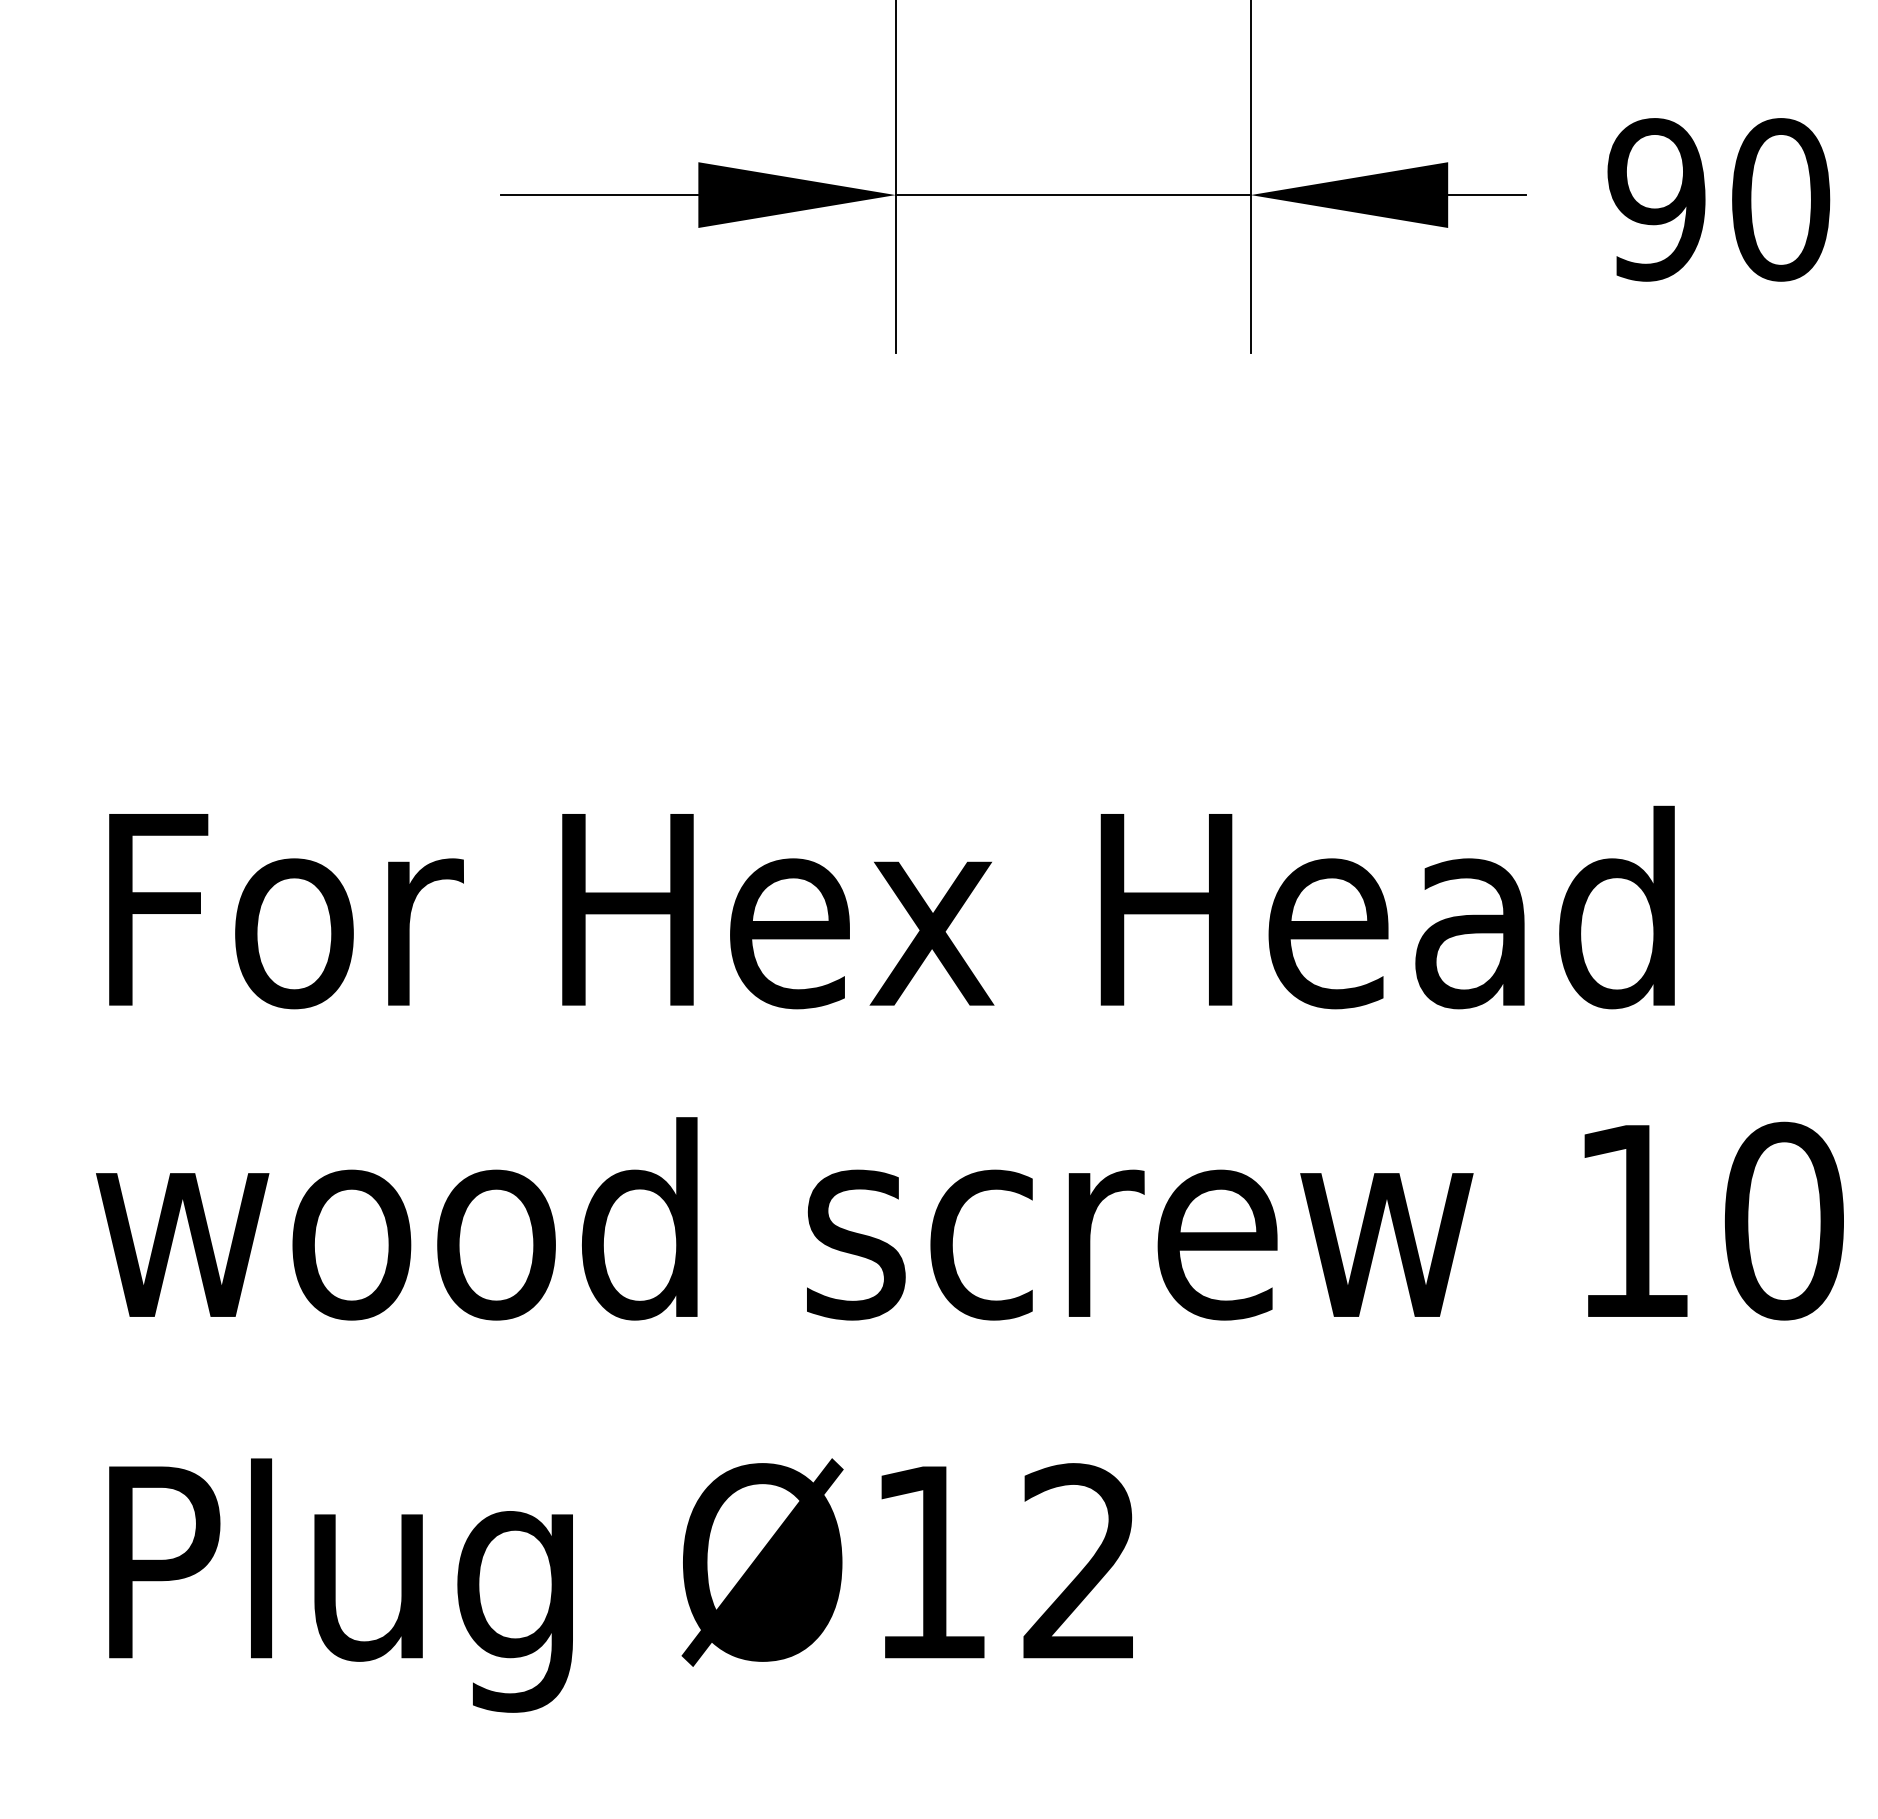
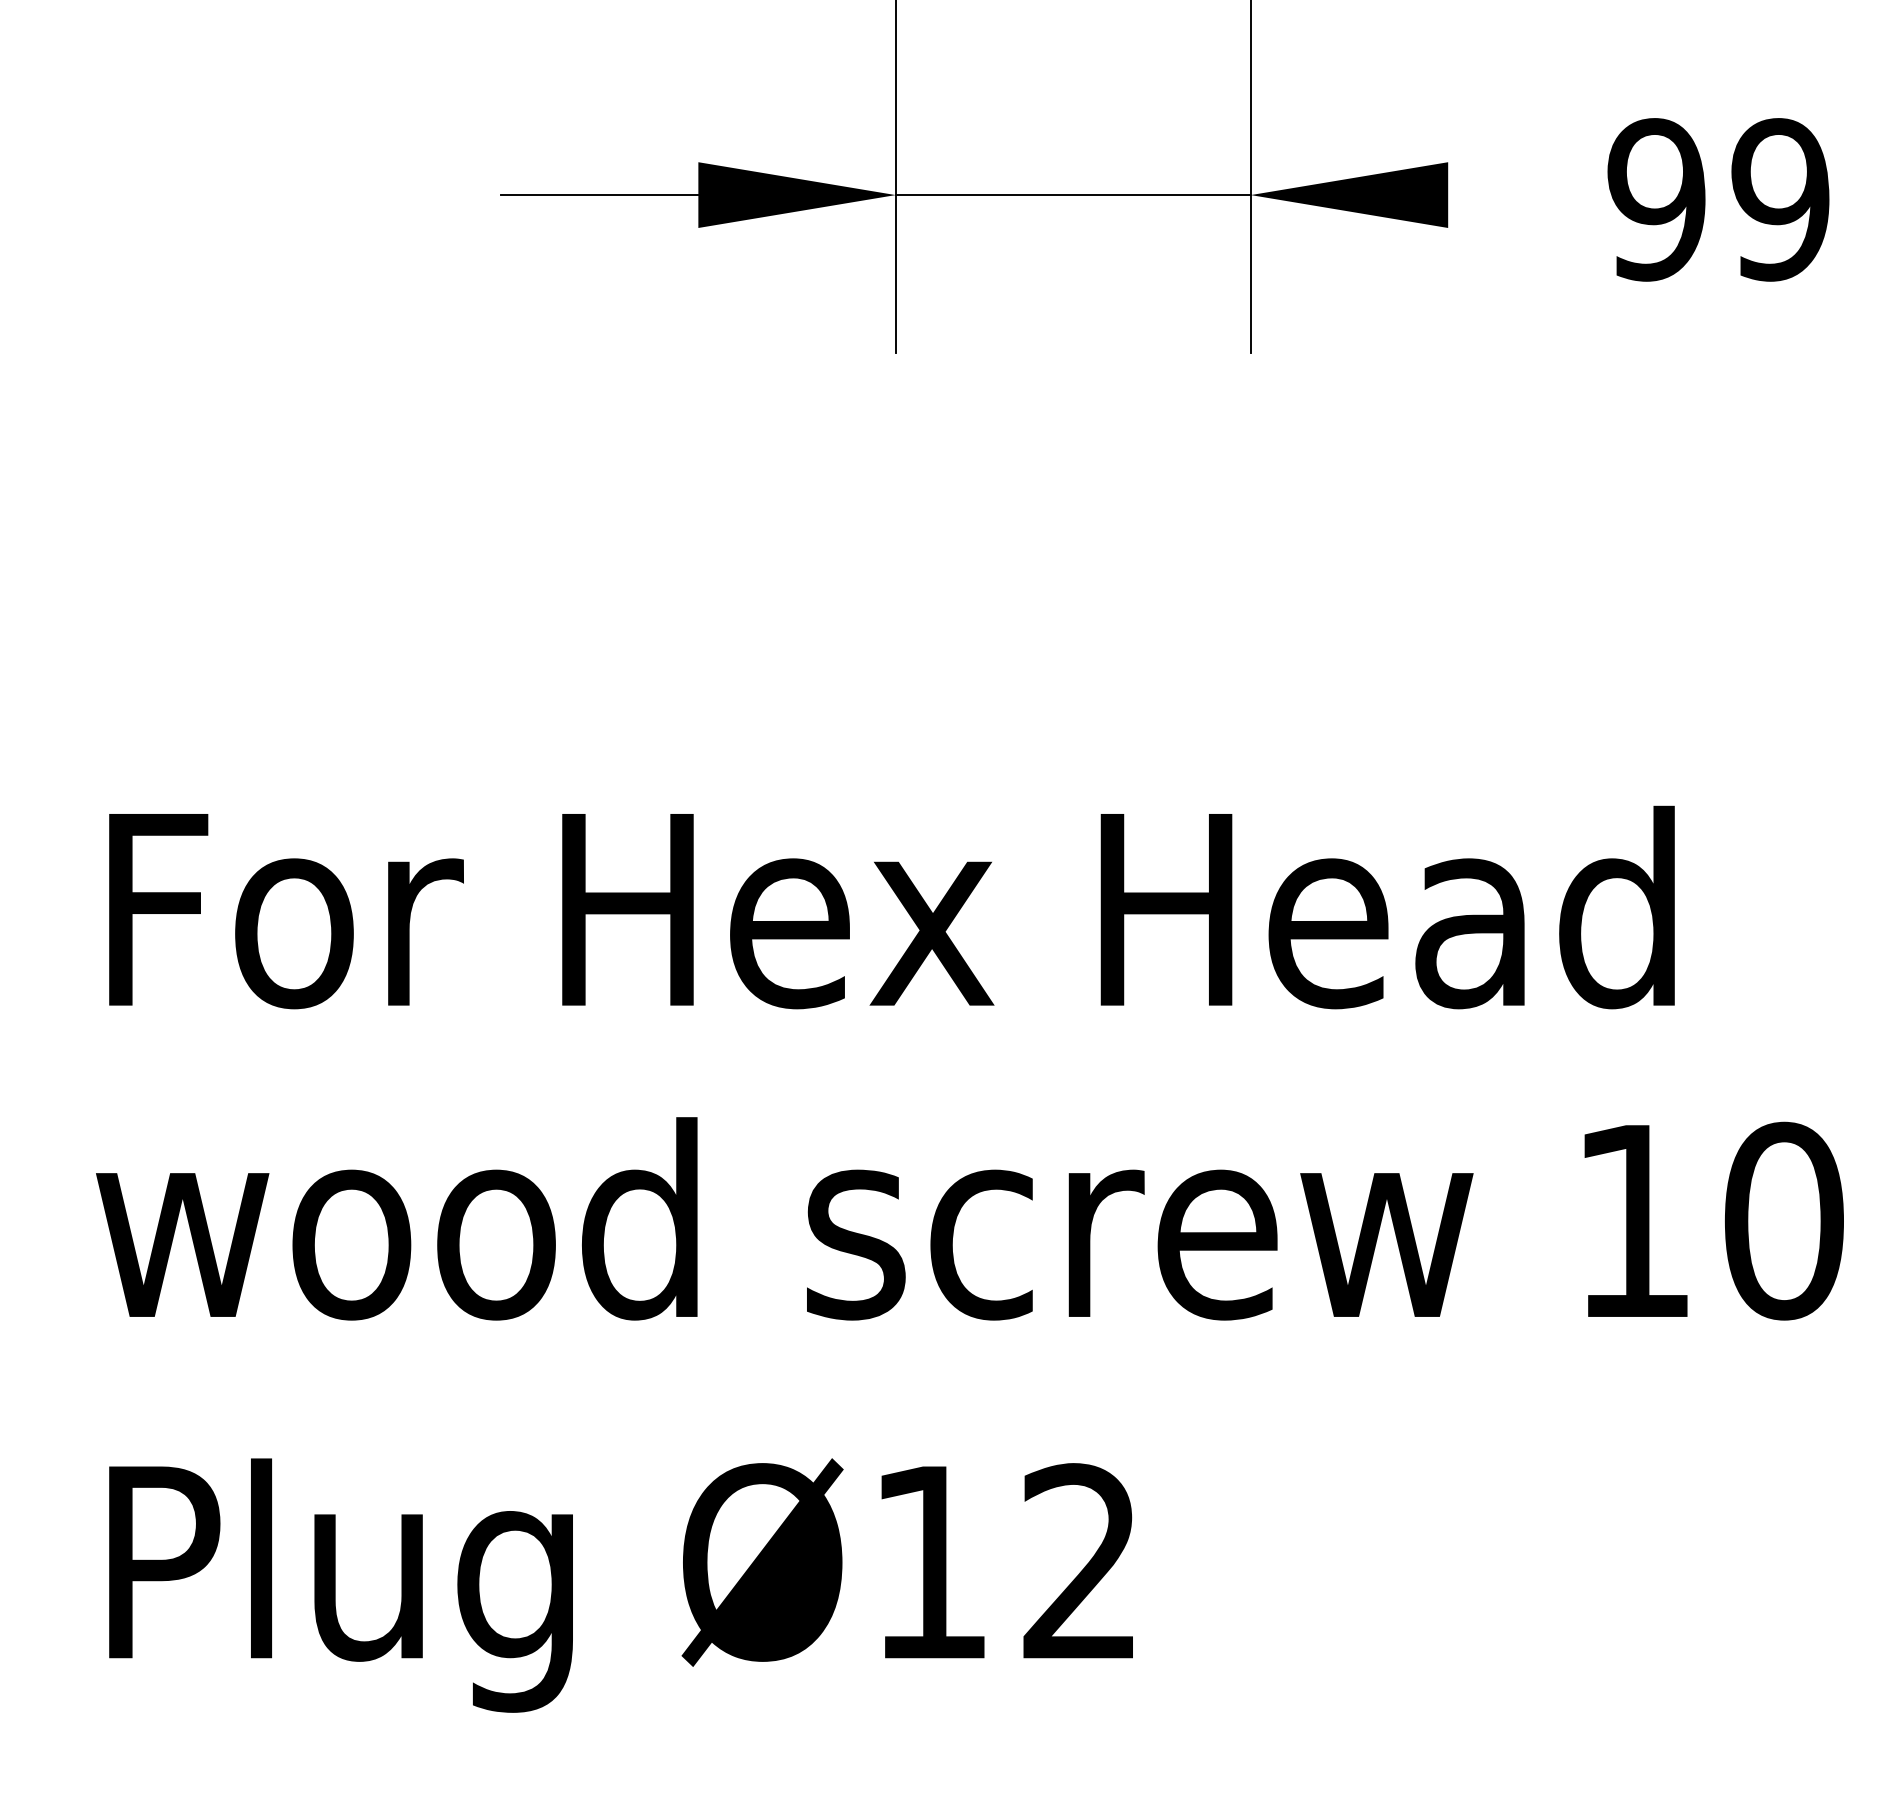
line: present -> none (1487, 195)
text: 90 -> 99 (1780, 199)
